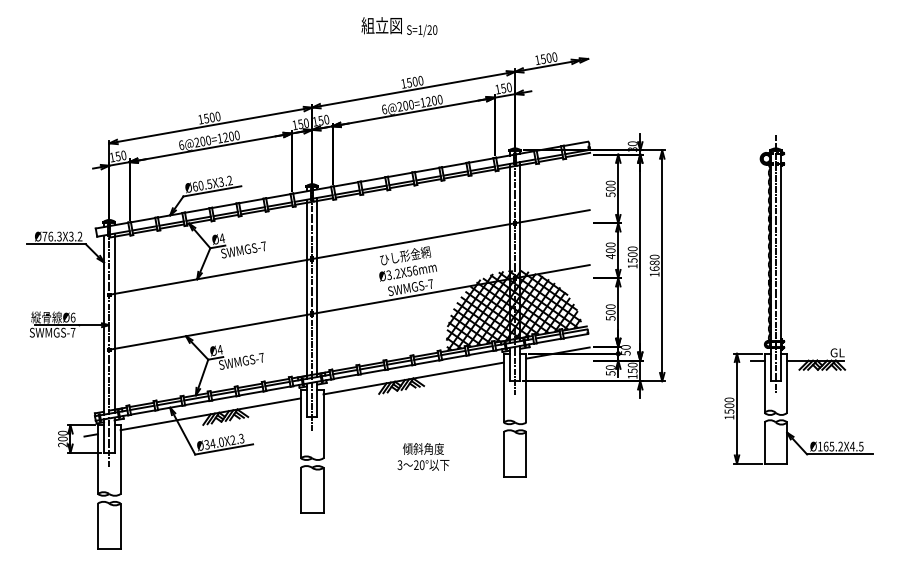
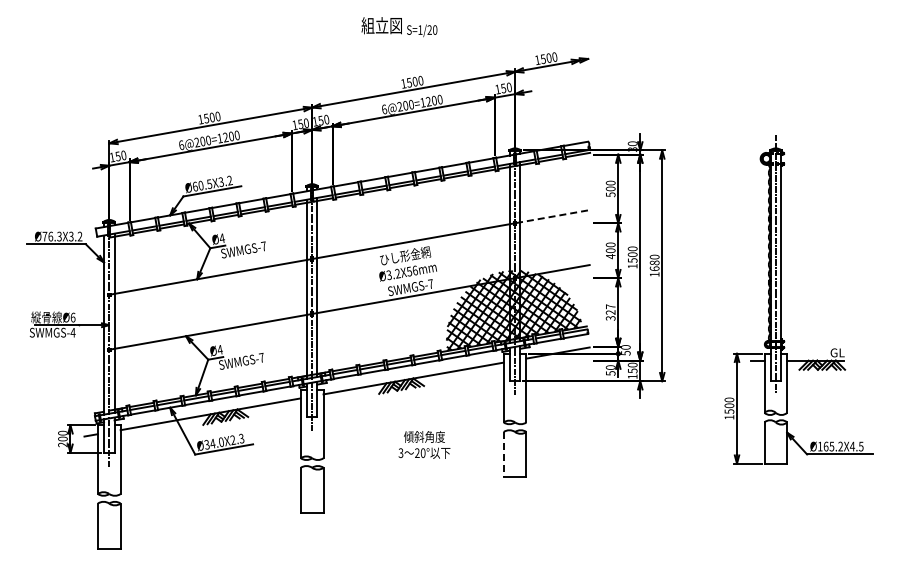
line: solid -> dashed (553, 216)
text: 500 -> 327 (610, 312)
text: SWMGS-7 -> SWMGS-4 (72, 332)
line: solid -> dashed (503, 454)
text position: (423, 456) -> (424, 444) (424, 444)
